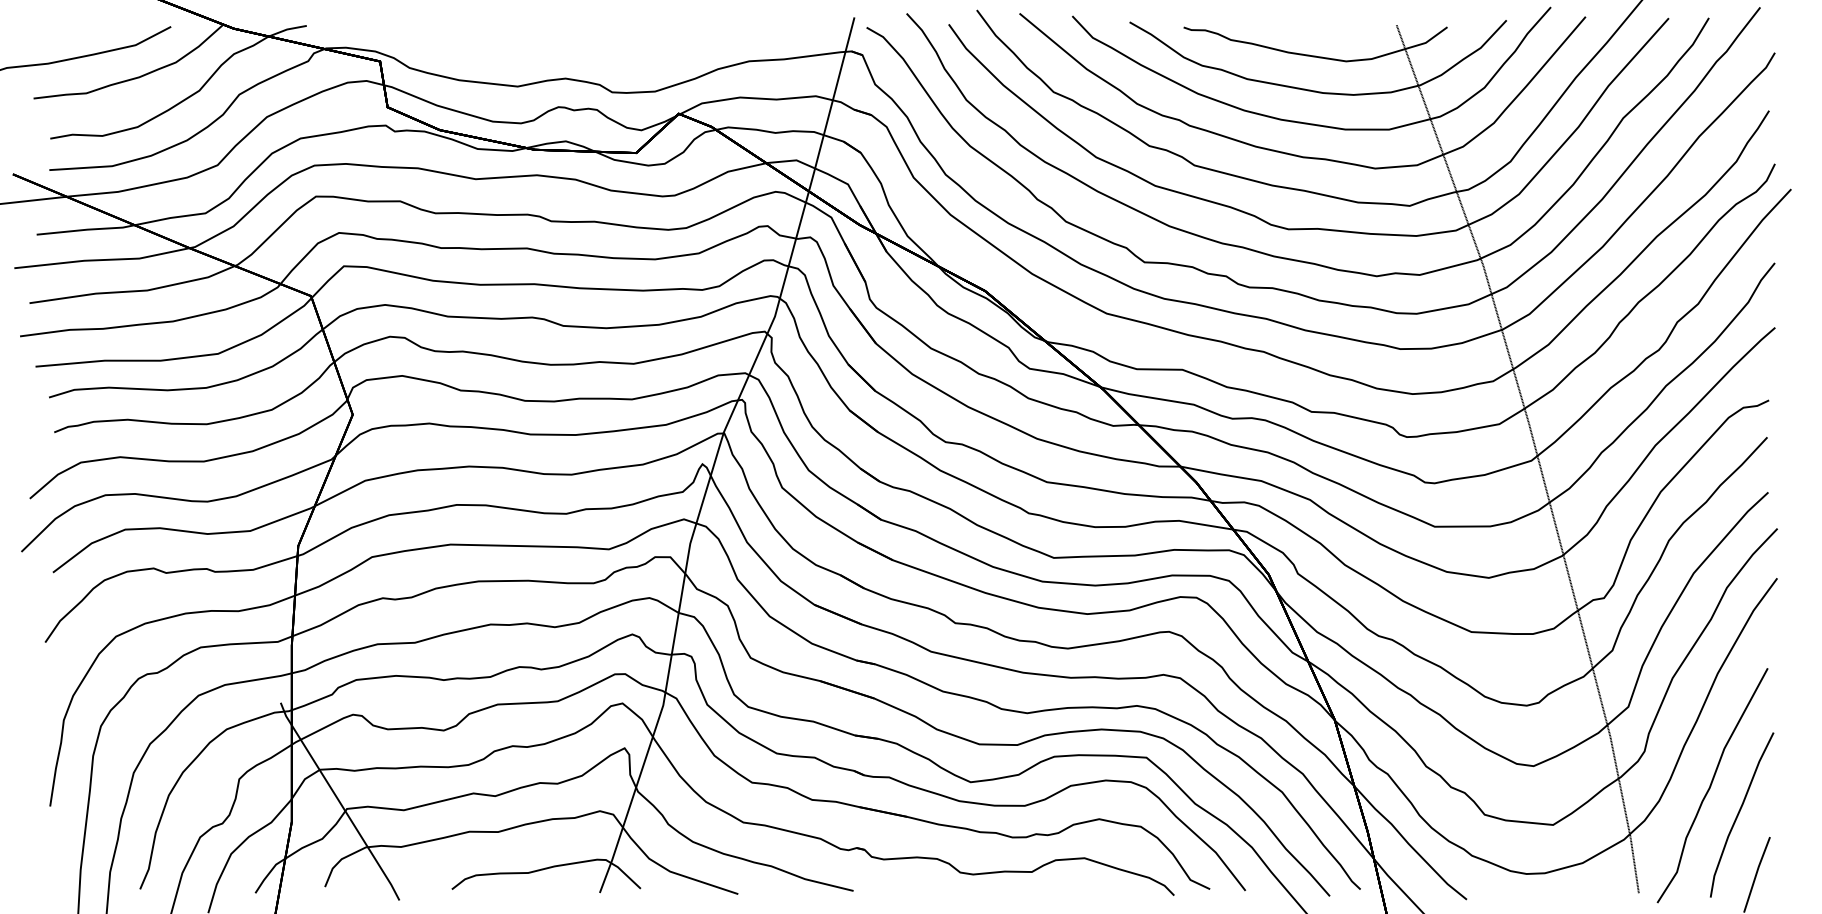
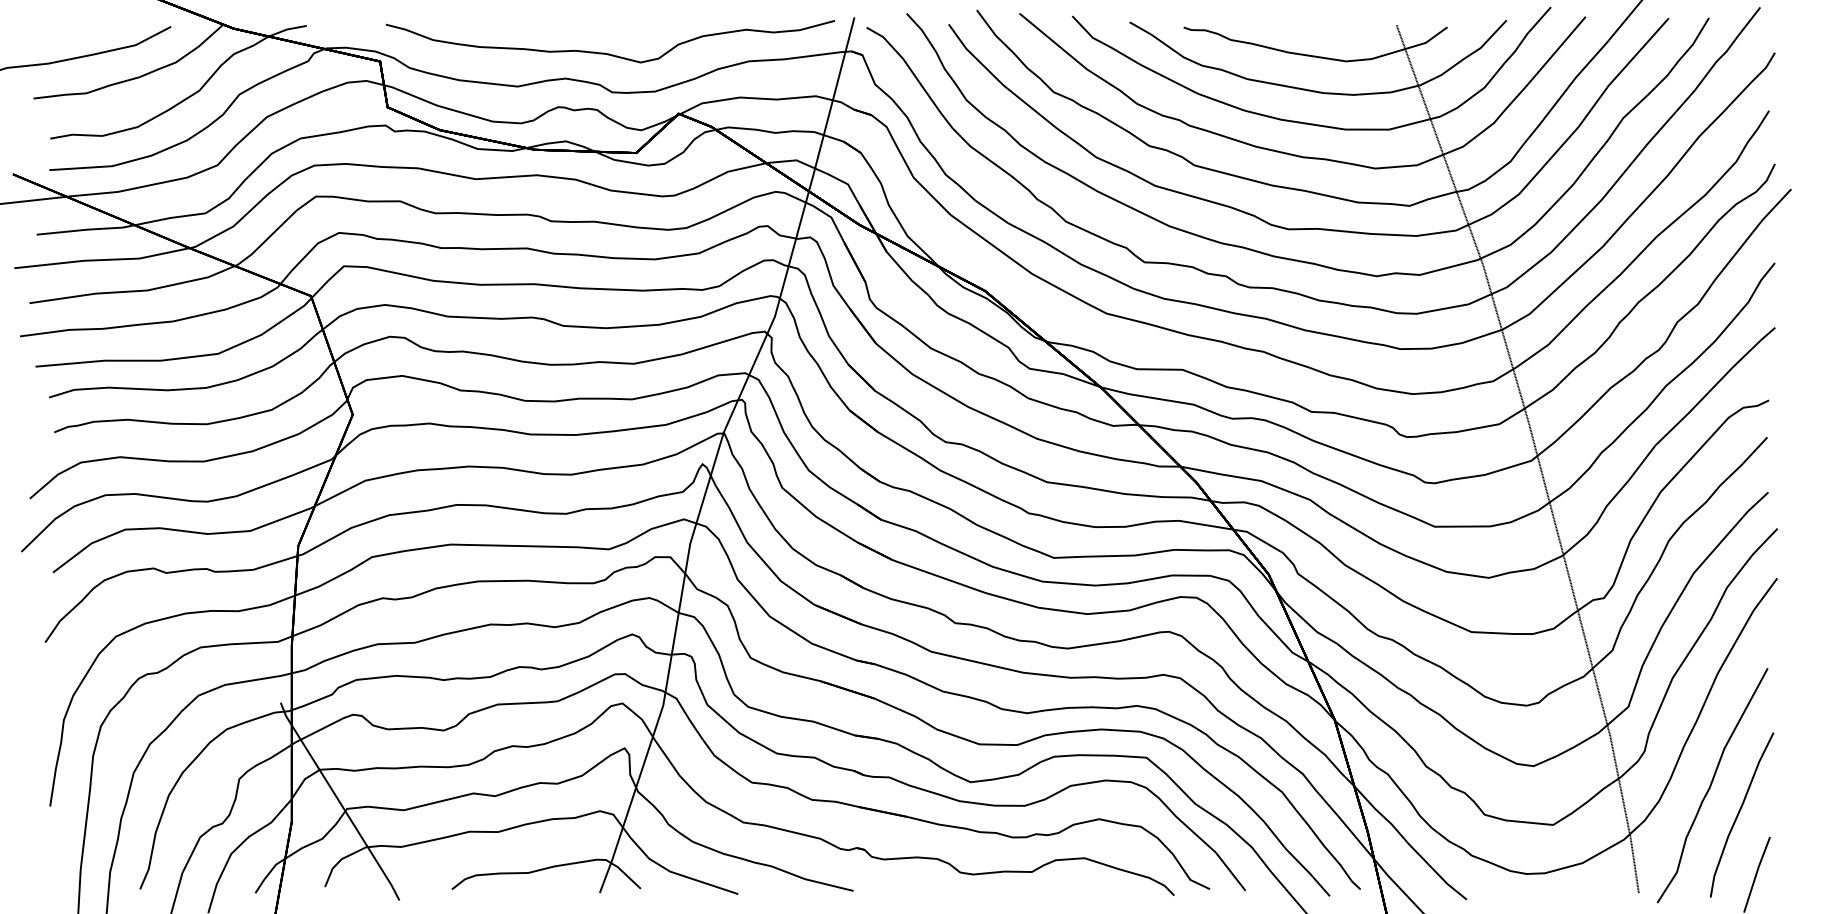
curve: none -> present (609, 53)
